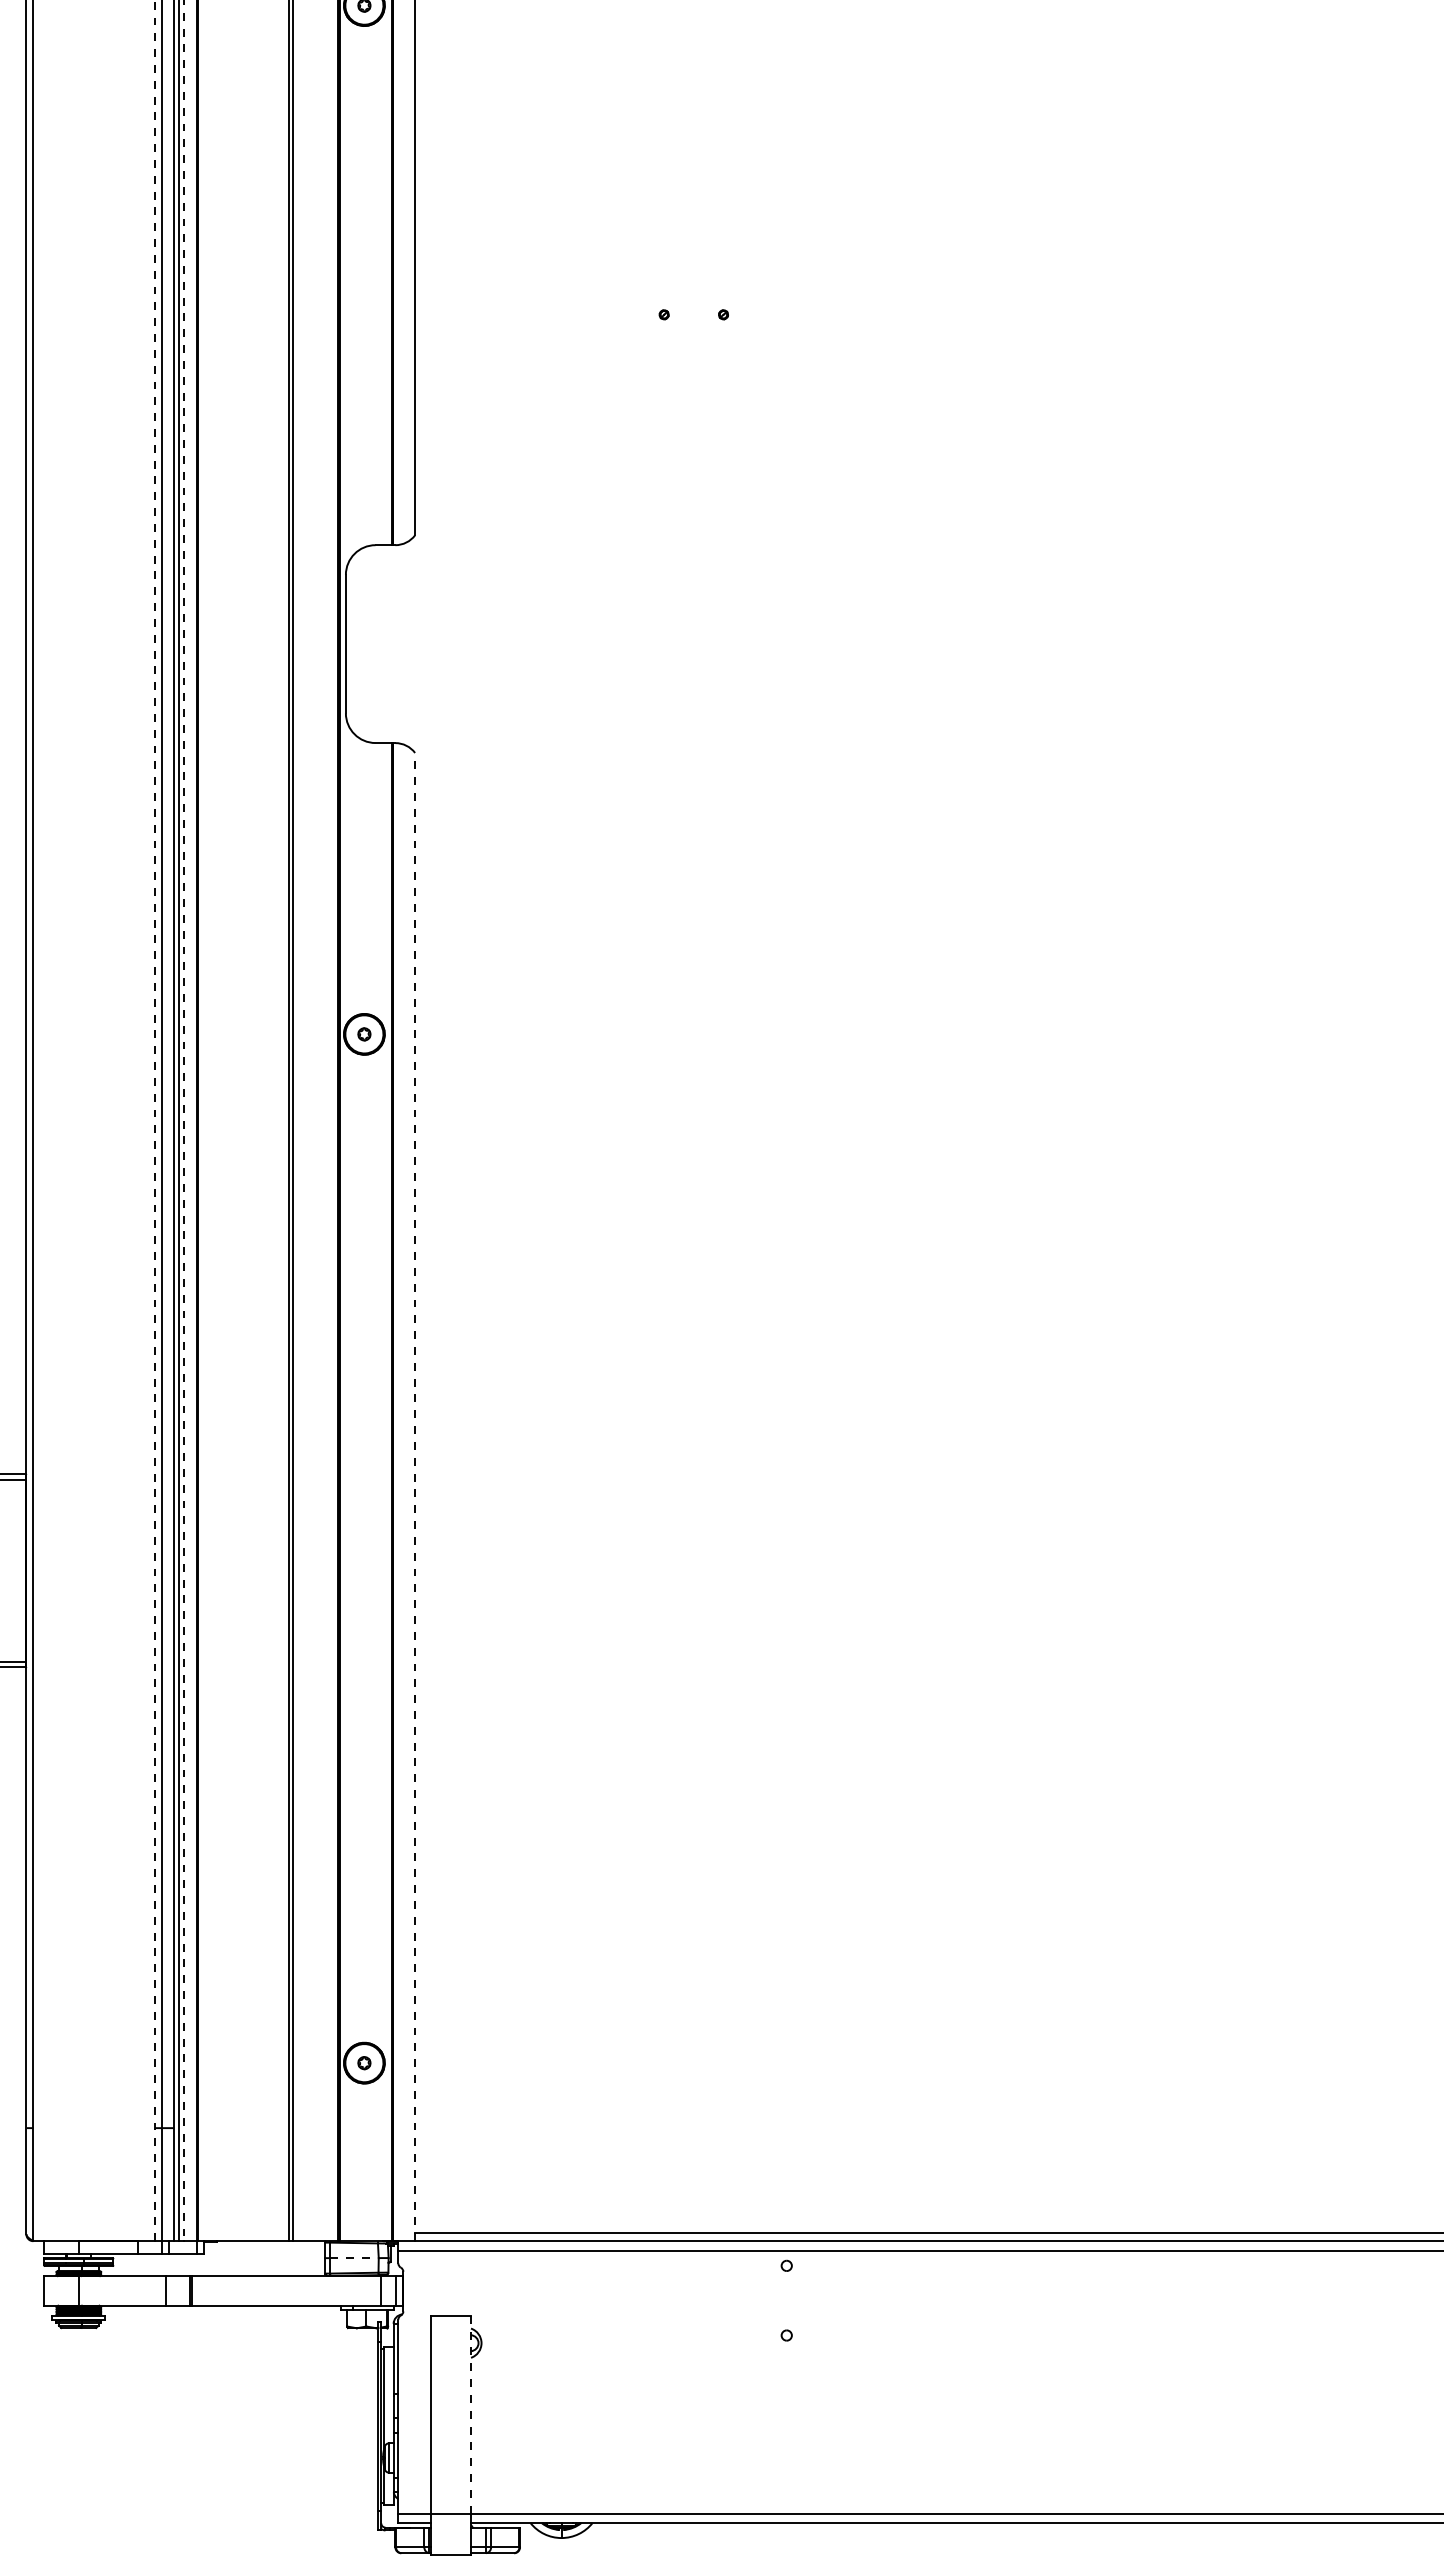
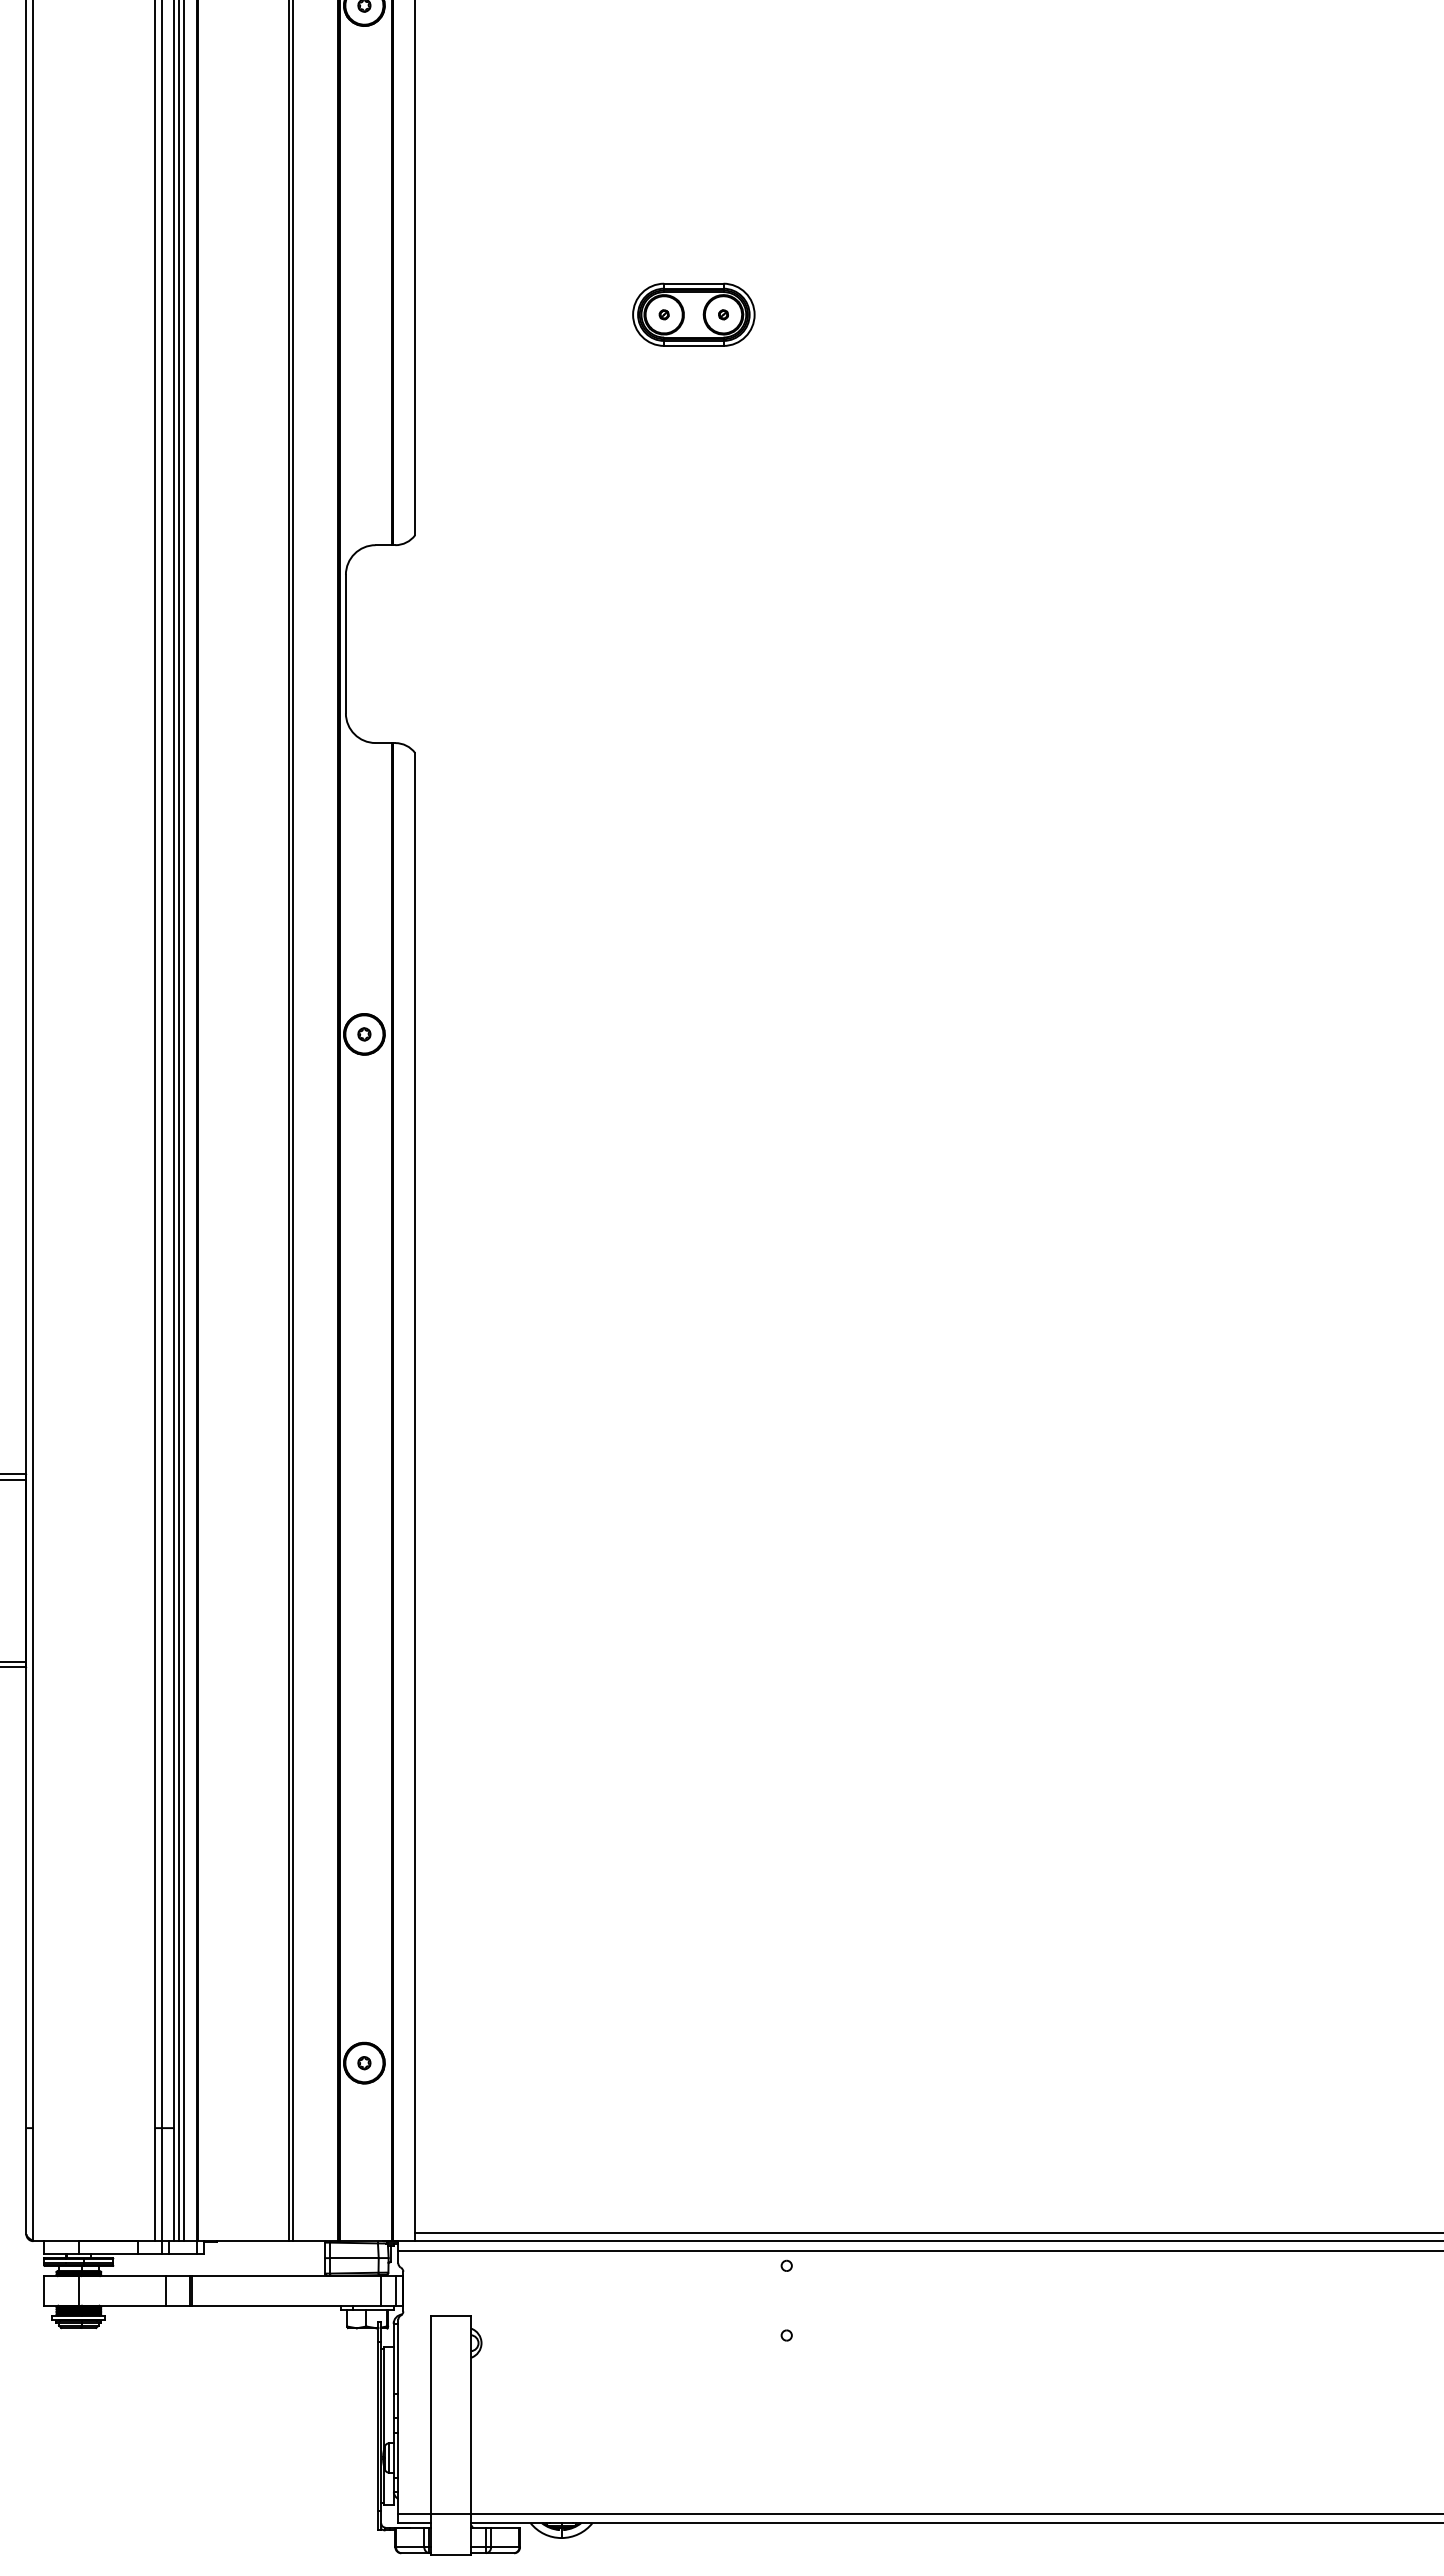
part: none -> present (693, 314)
line: dashed -> solid (154, 1120)
line: dashed -> solid (184, 1121)
line: dashed -> solid (415, 1496)
line: dashed -> solid (355, 2258)
line: dashed -> solid (471, 2414)
